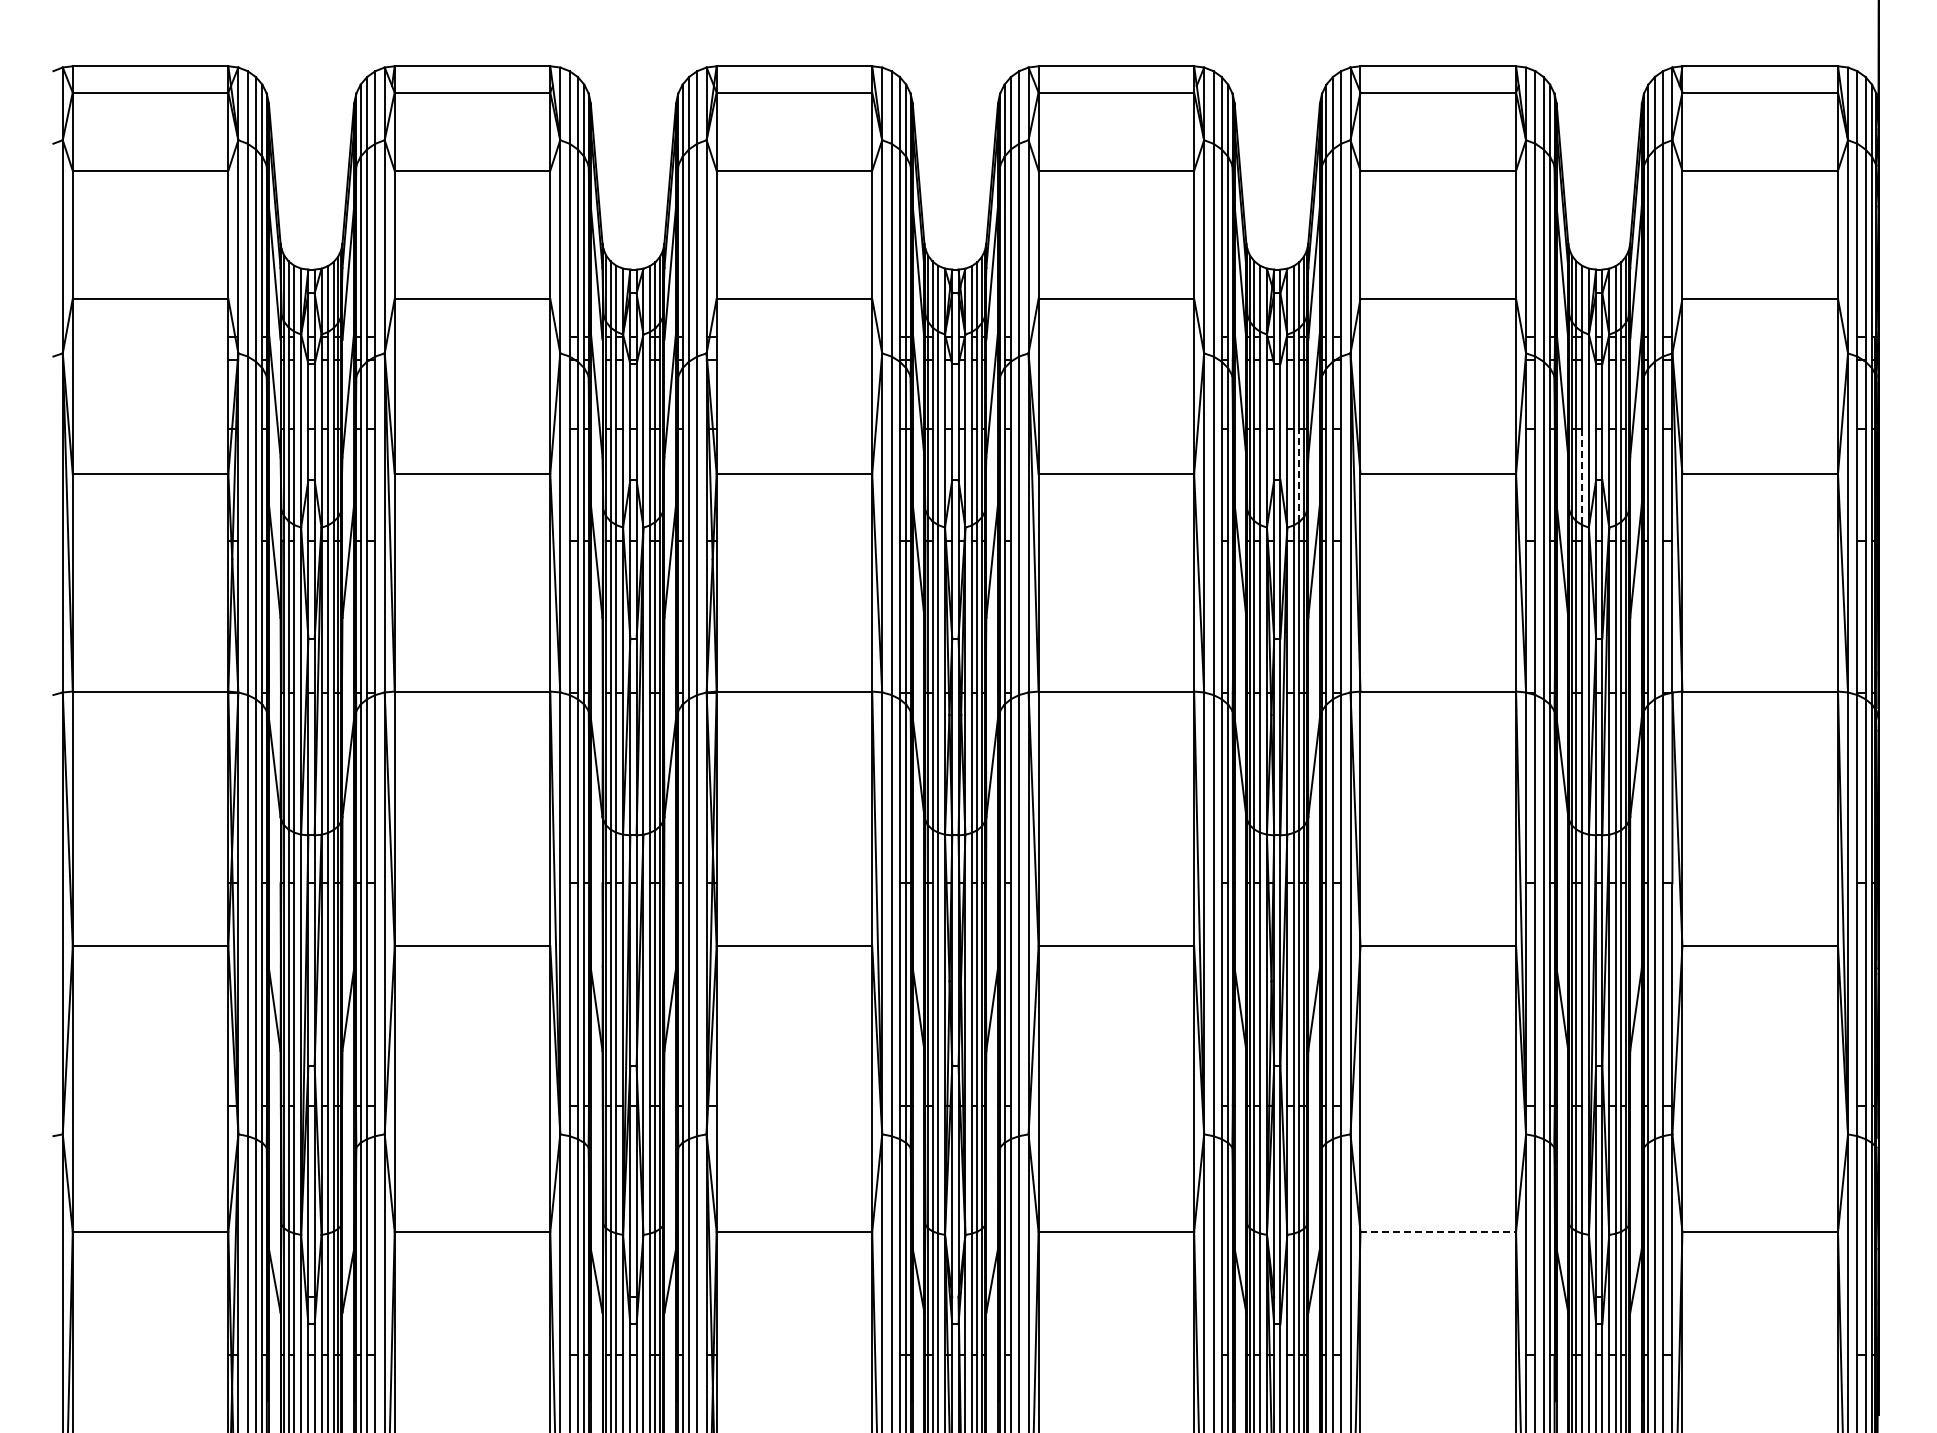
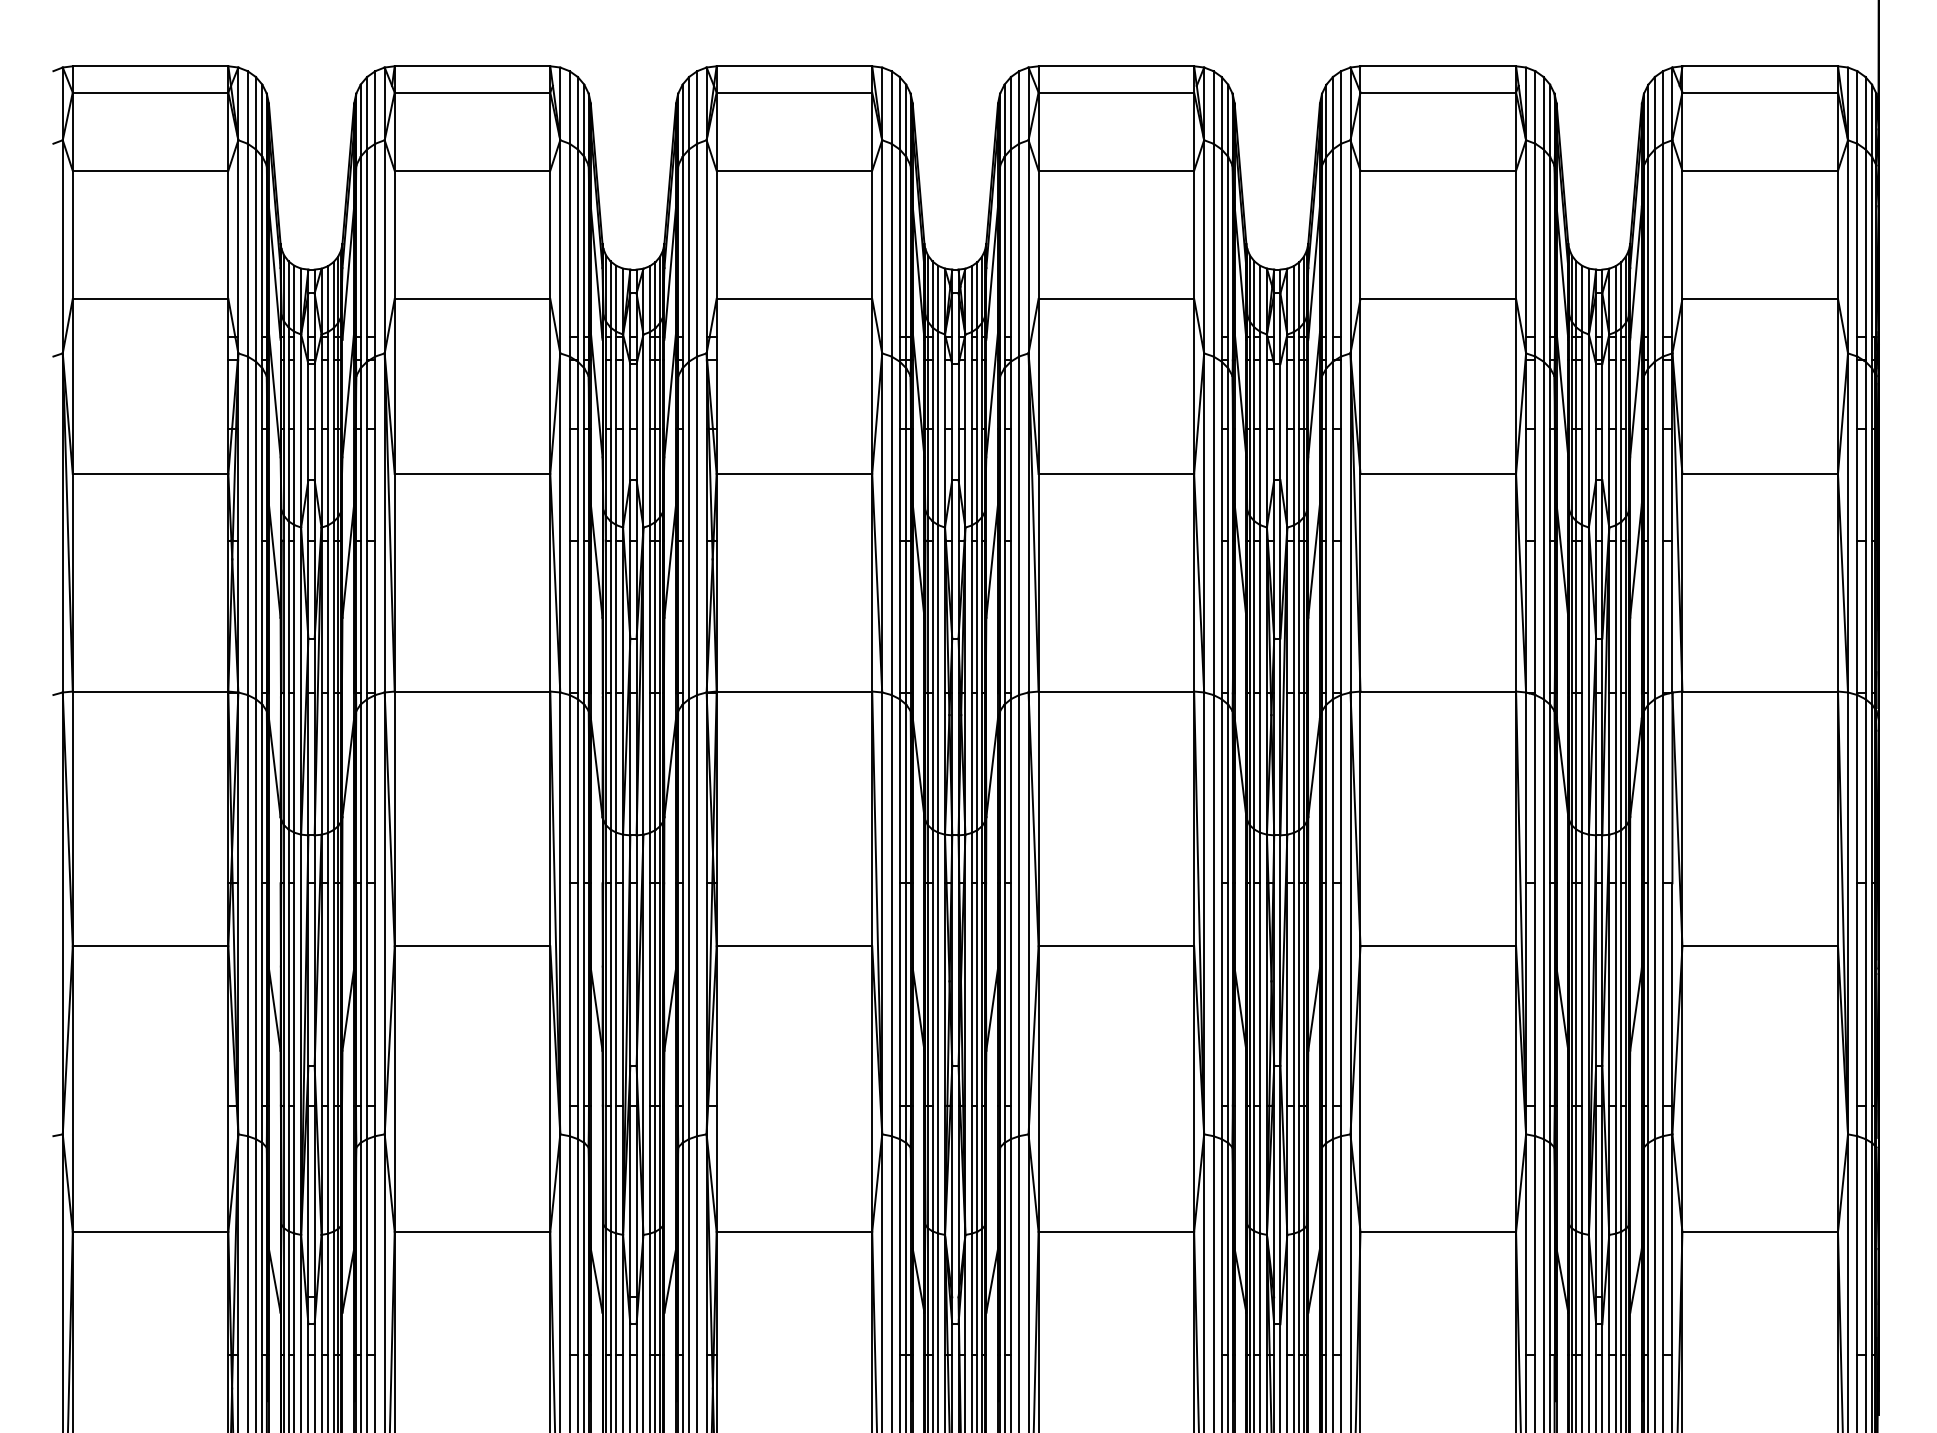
line: dashed -> solid (1299, 475)
line: dashed -> solid (1582, 477)
line: dashed -> solid (1438, 1231)
